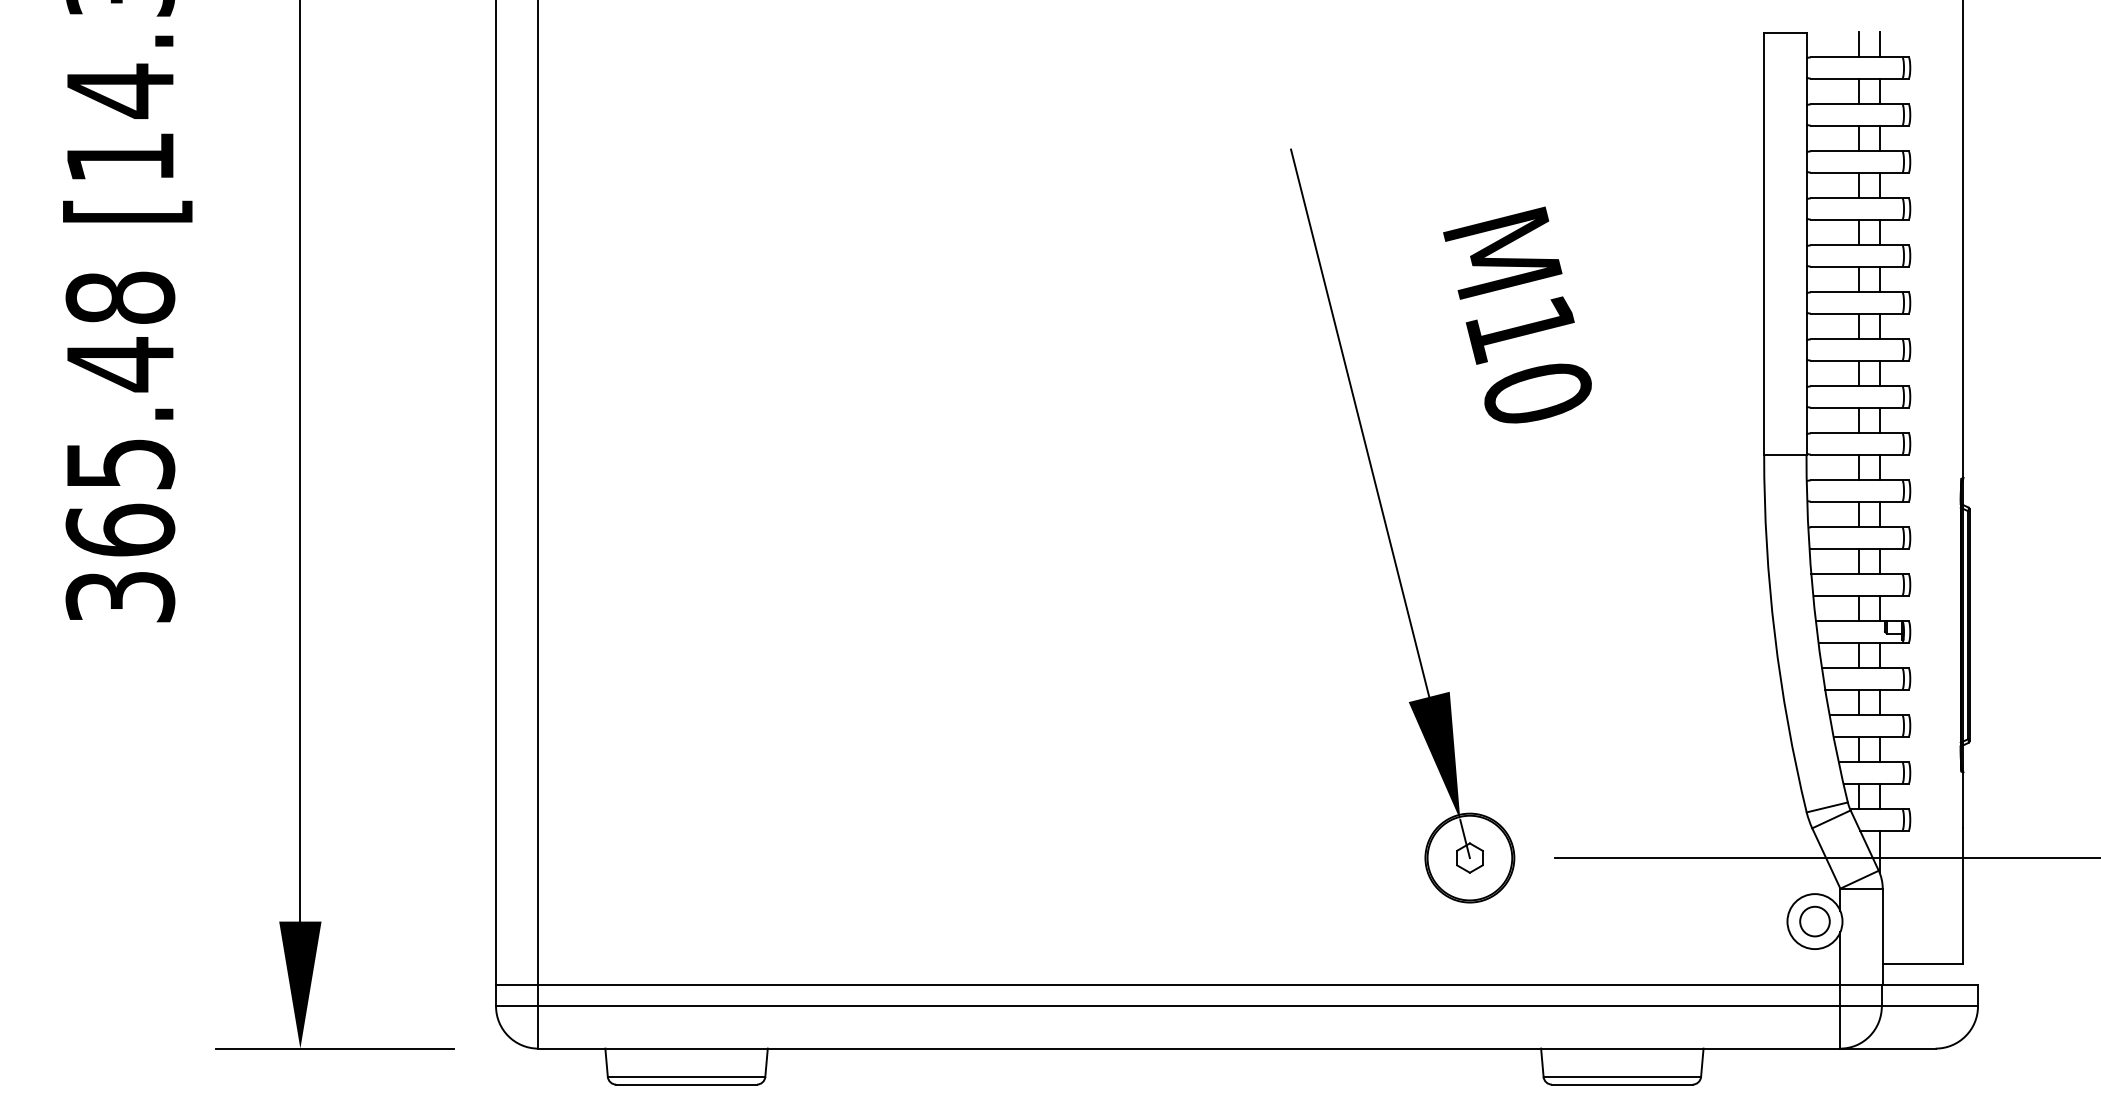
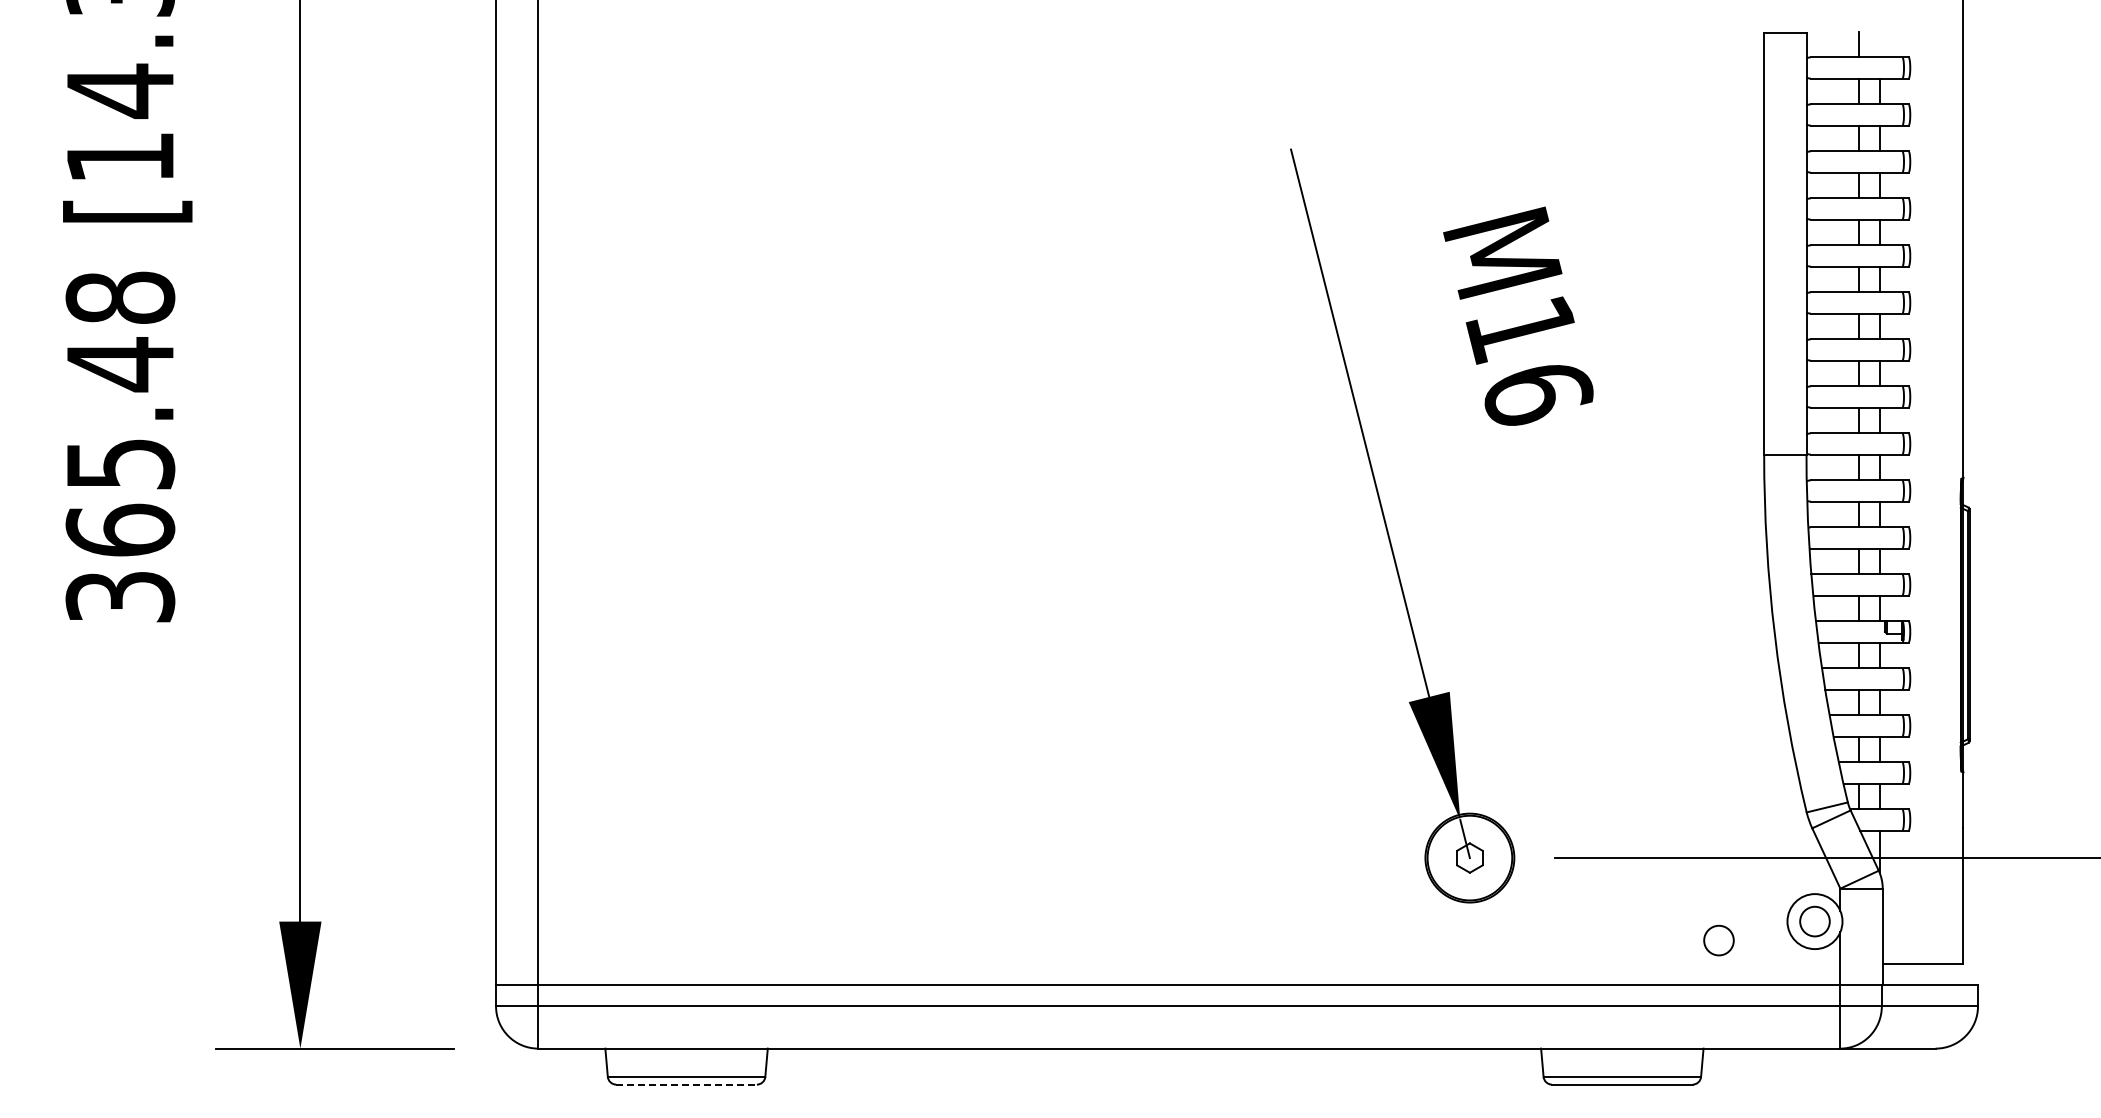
line: present -> none (1879, 44)
text: M10 -> M16 (1538, 394)
circle: none -> present (1718, 940)
line: solid -> dashed (687, 1084)
